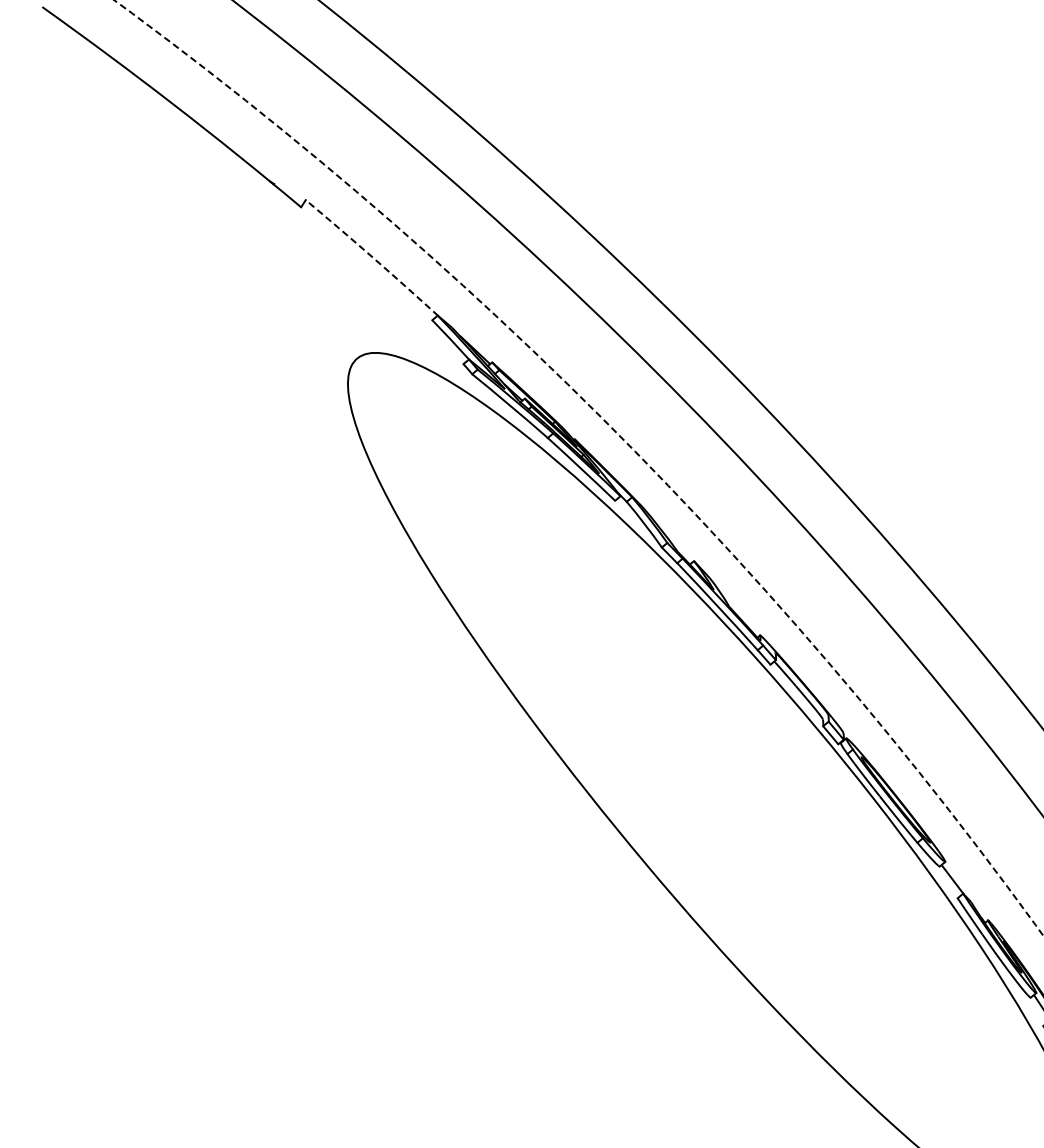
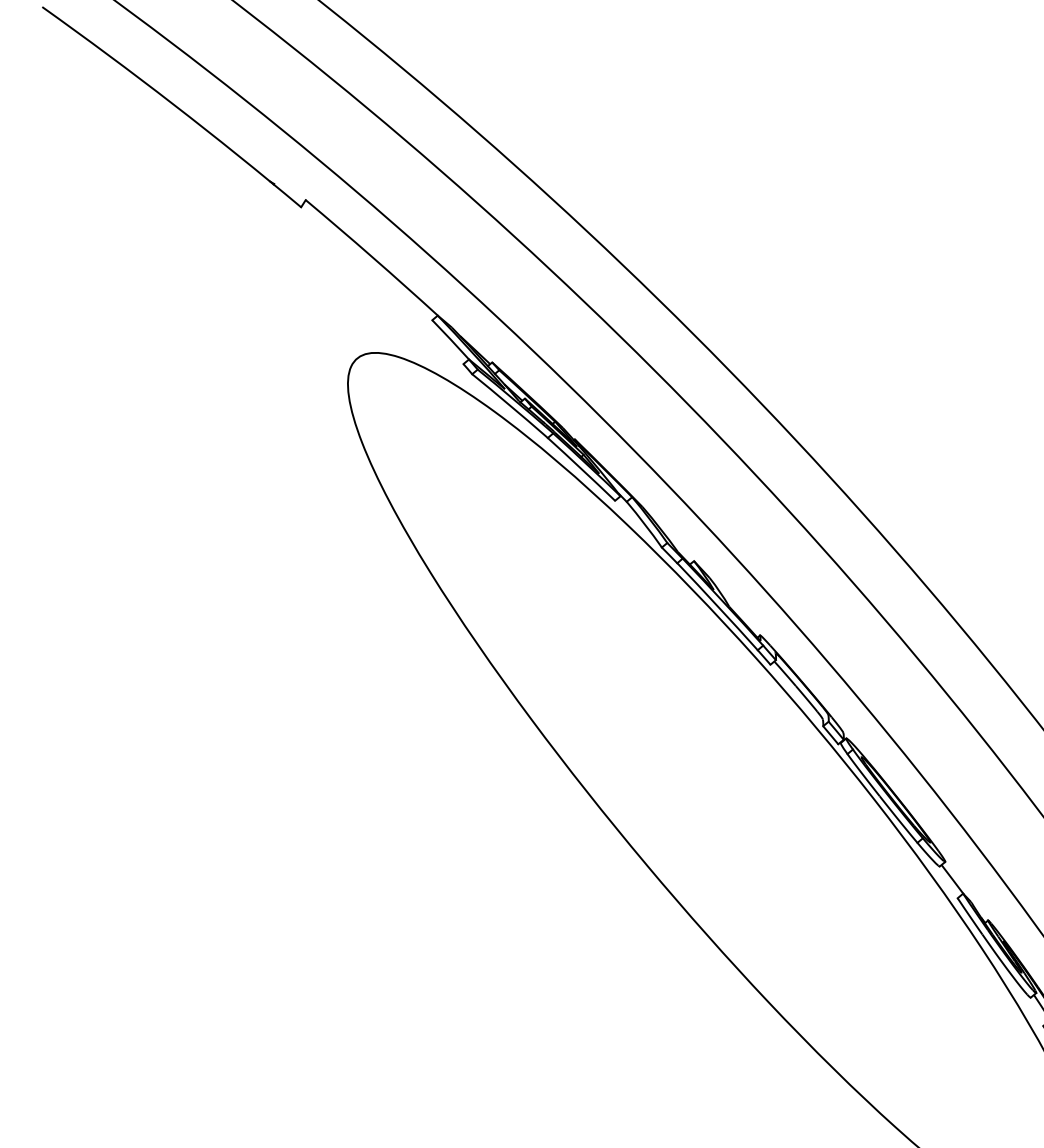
arc: dashed -> solid (372, 257)
arc: dashed -> solid (615, 431)
